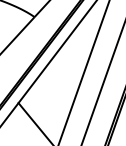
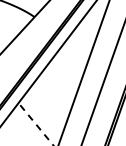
line: solid -> dashed (36, 124)
